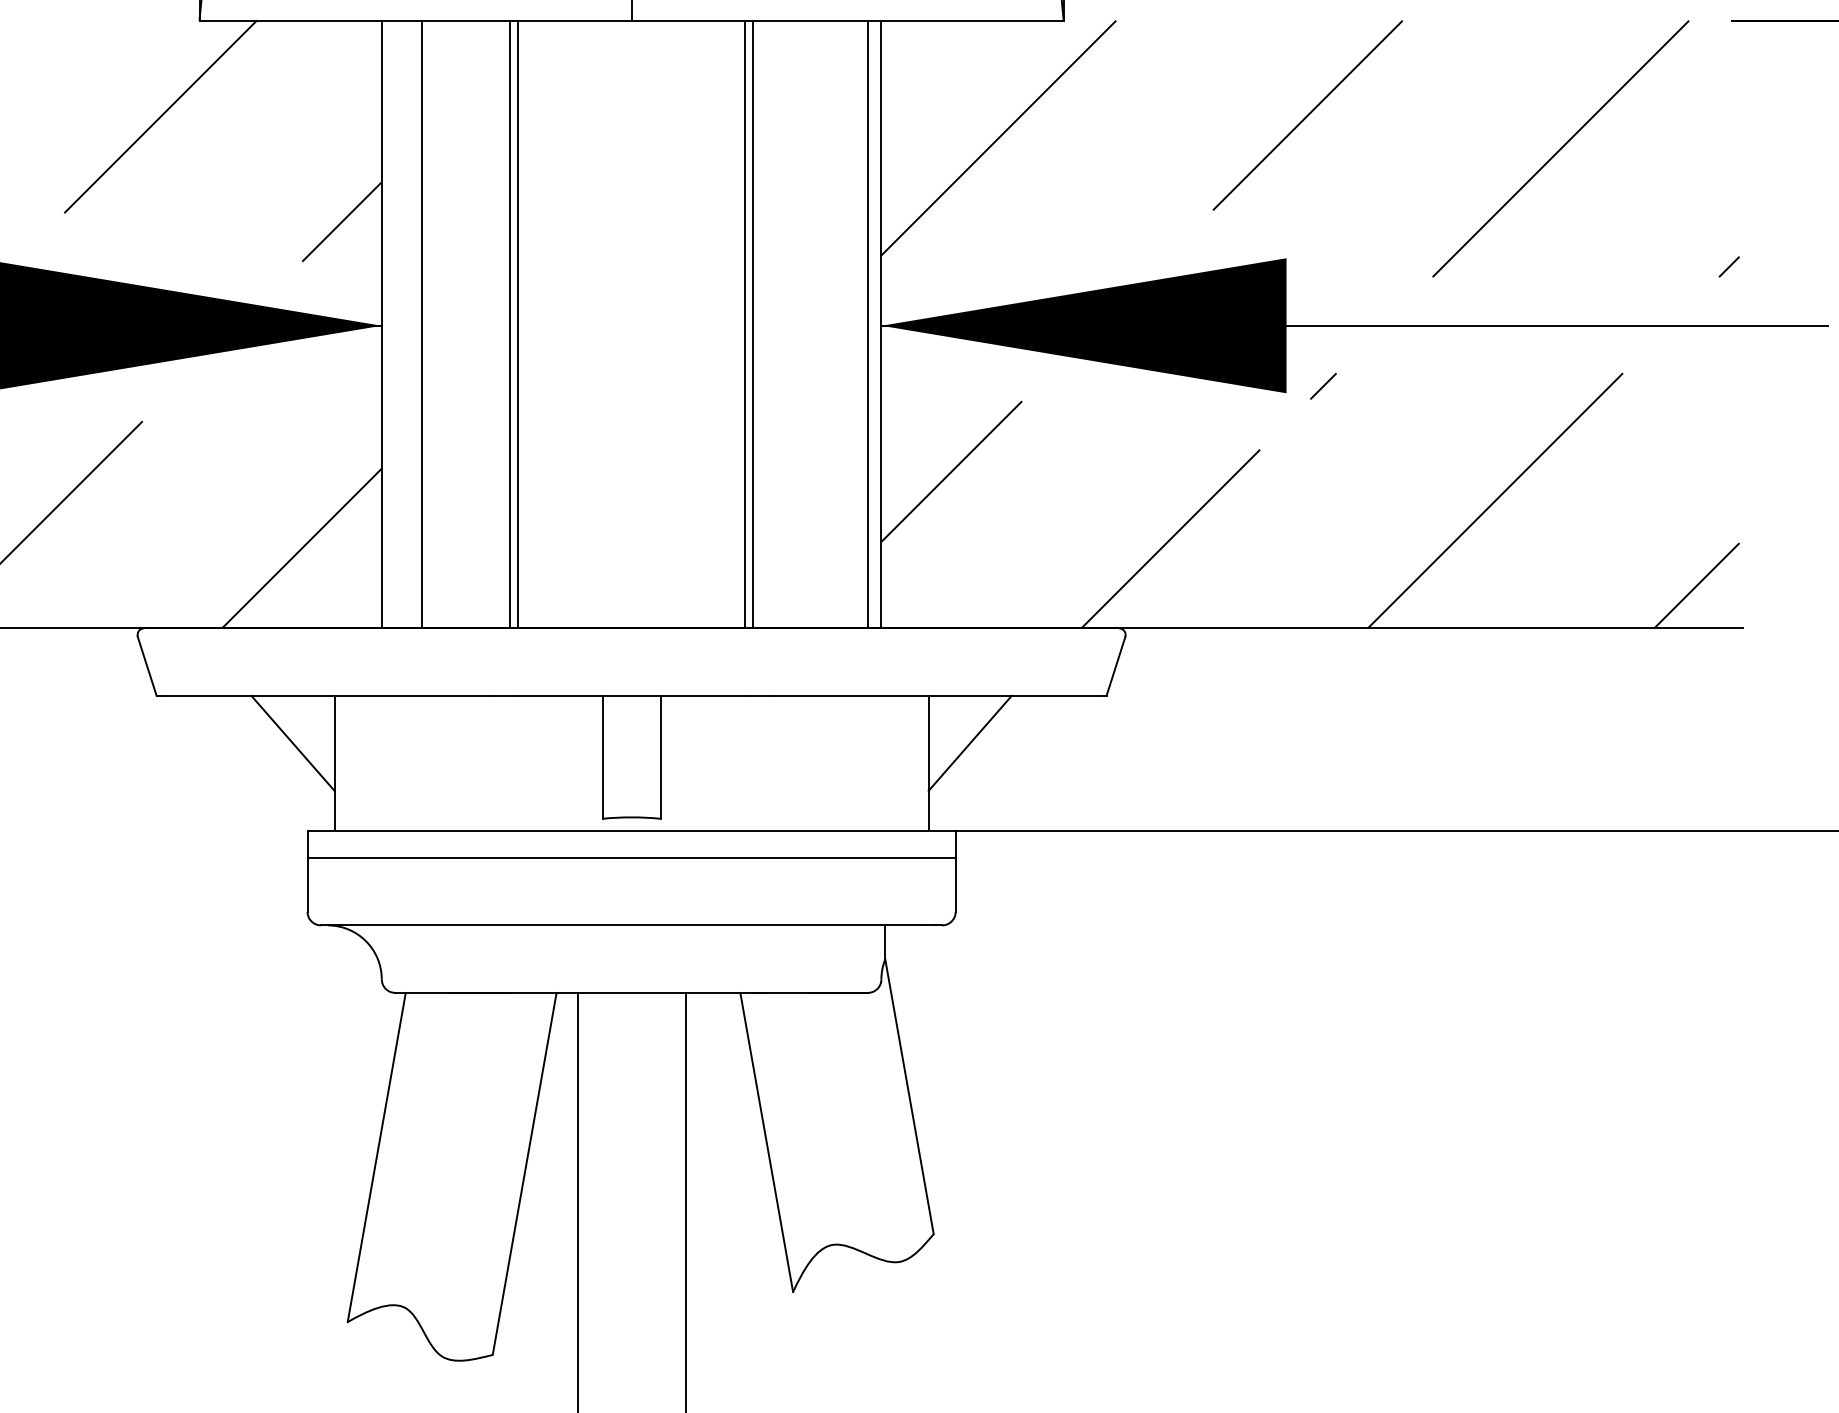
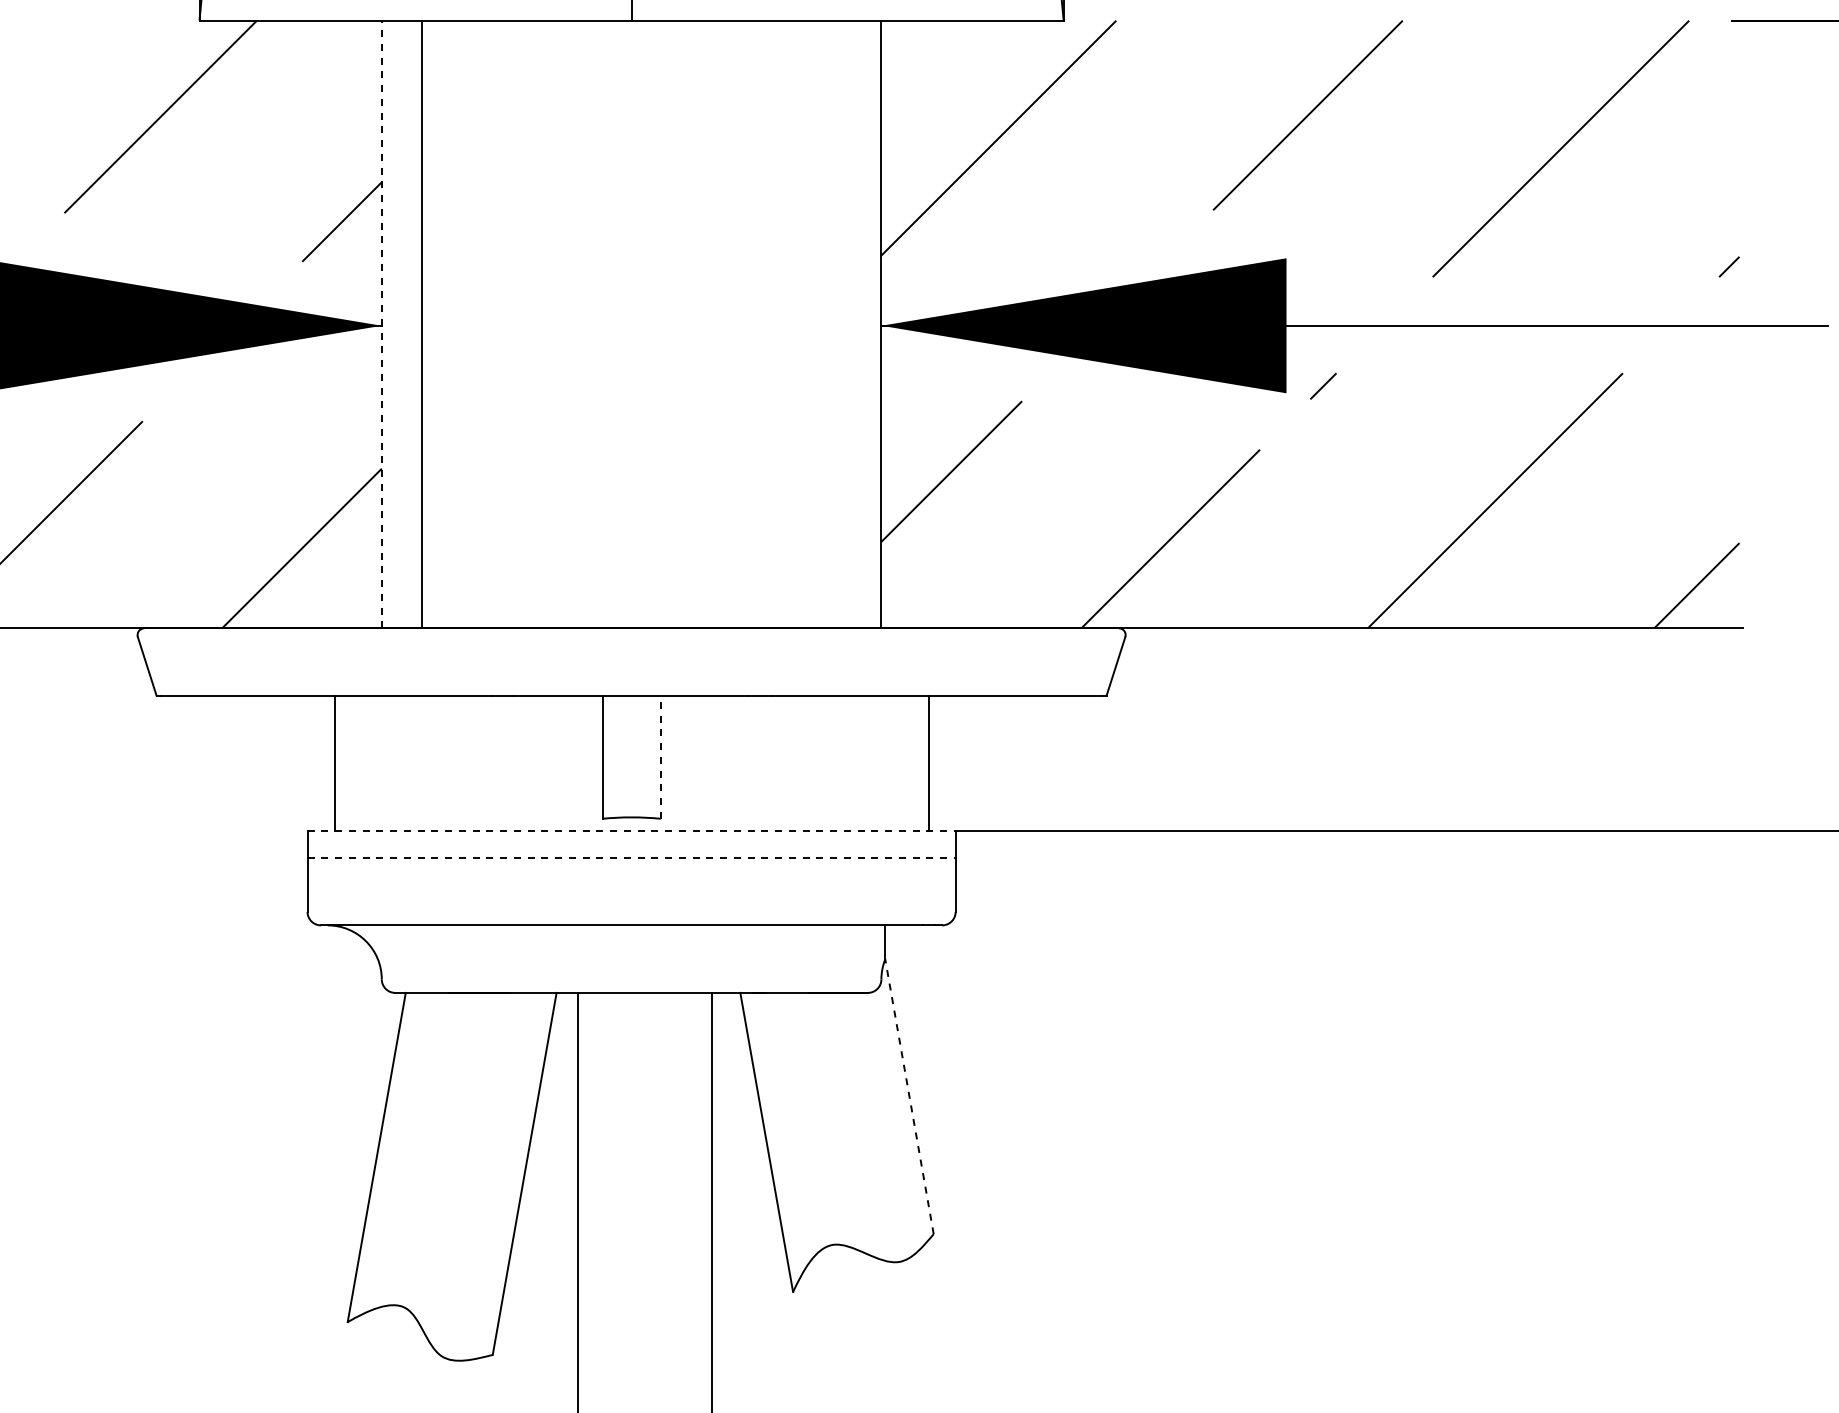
line: solid -> dashed (381, 324)
line: present -> none (510, 324)
line: present -> none (518, 324)
line: present -> none (744, 324)
line: present -> none (753, 324)
line: present -> none (867, 324)
line: present -> none (292, 742)
line: present -> none (969, 742)
line: solid -> dashed (660, 756)
line: solid -> dashed (632, 830)
line: solid -> dashed (632, 857)
line: solid -> dashed (909, 1096)
line position: (685, 1200) -> (711, 1200) (711, 1200)
